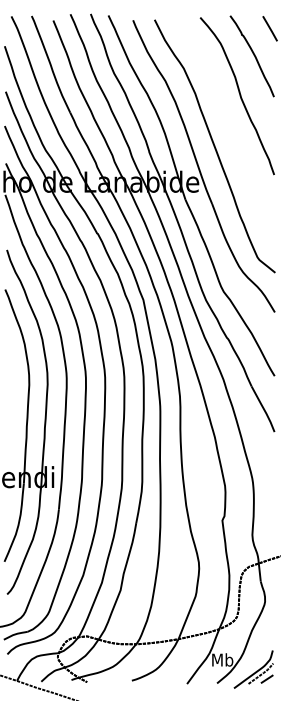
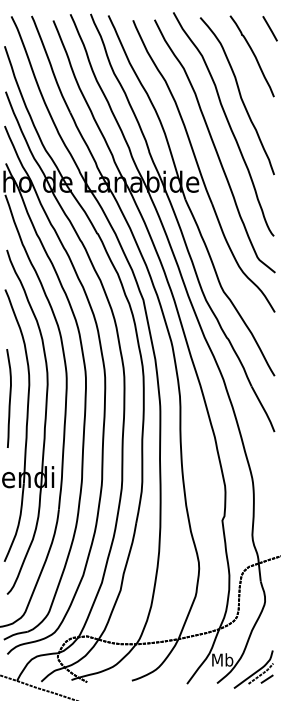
curve: none -> present (227, 123)
curve: none -> present (9, 398)
